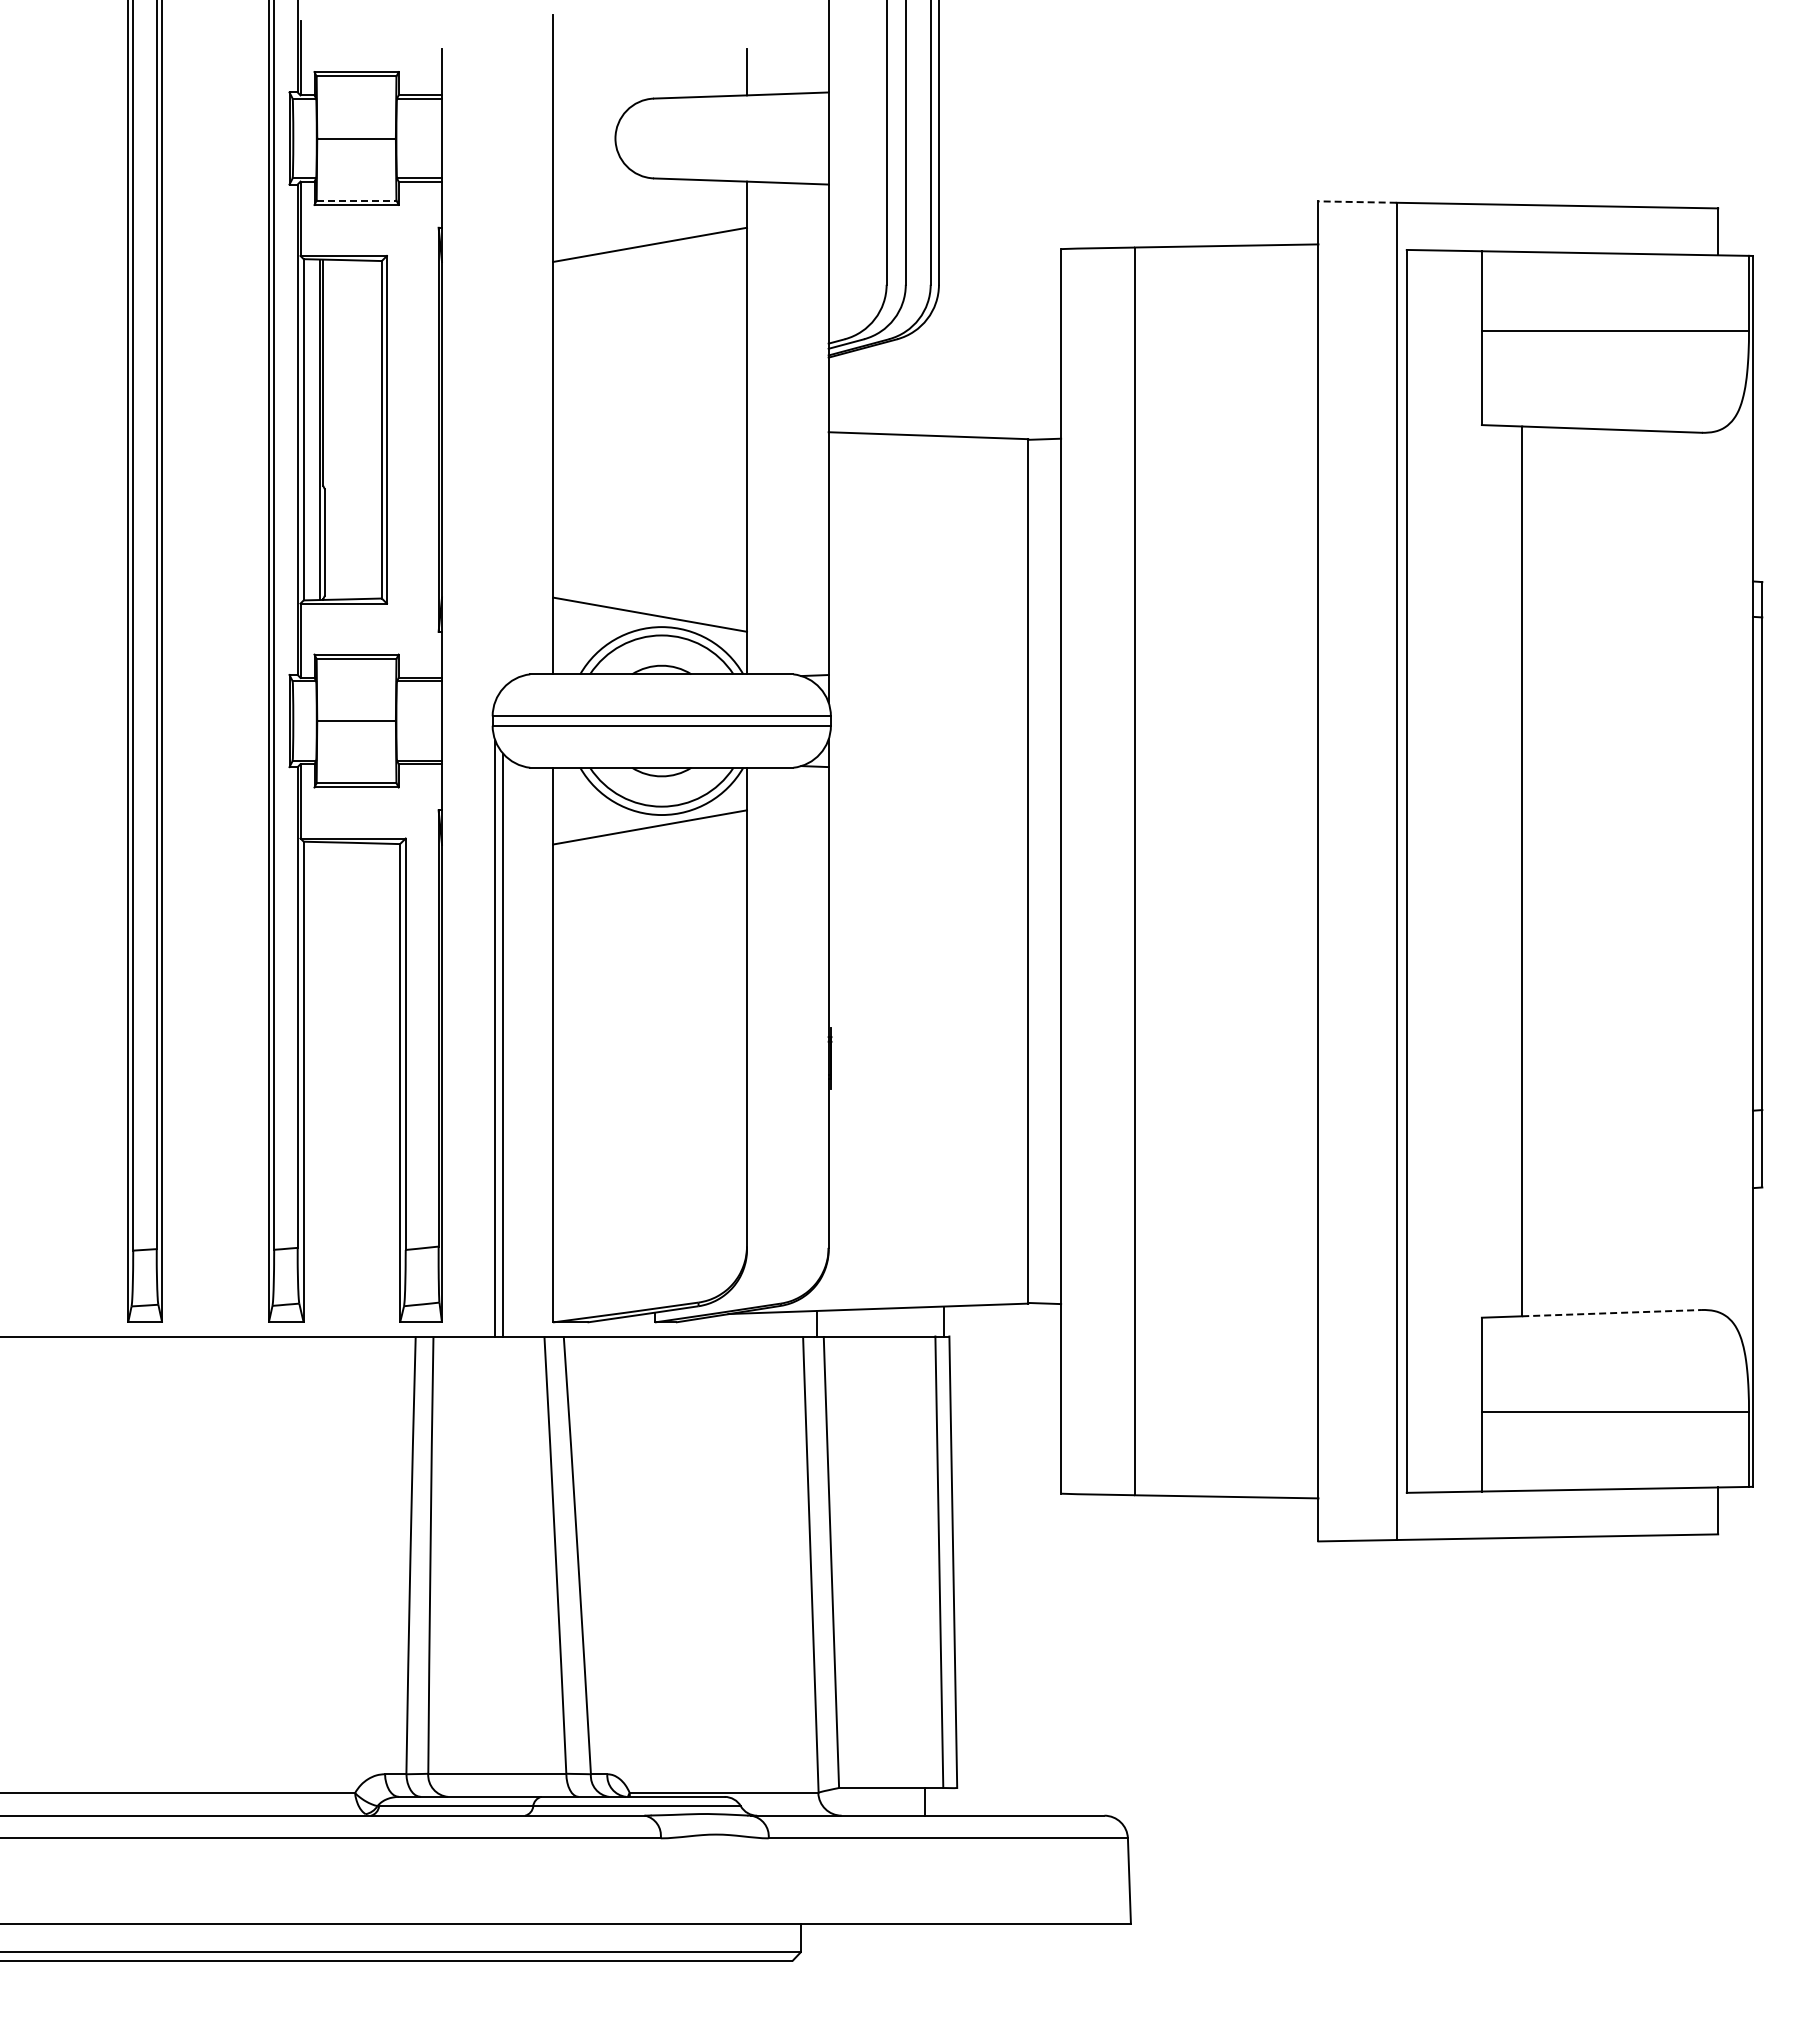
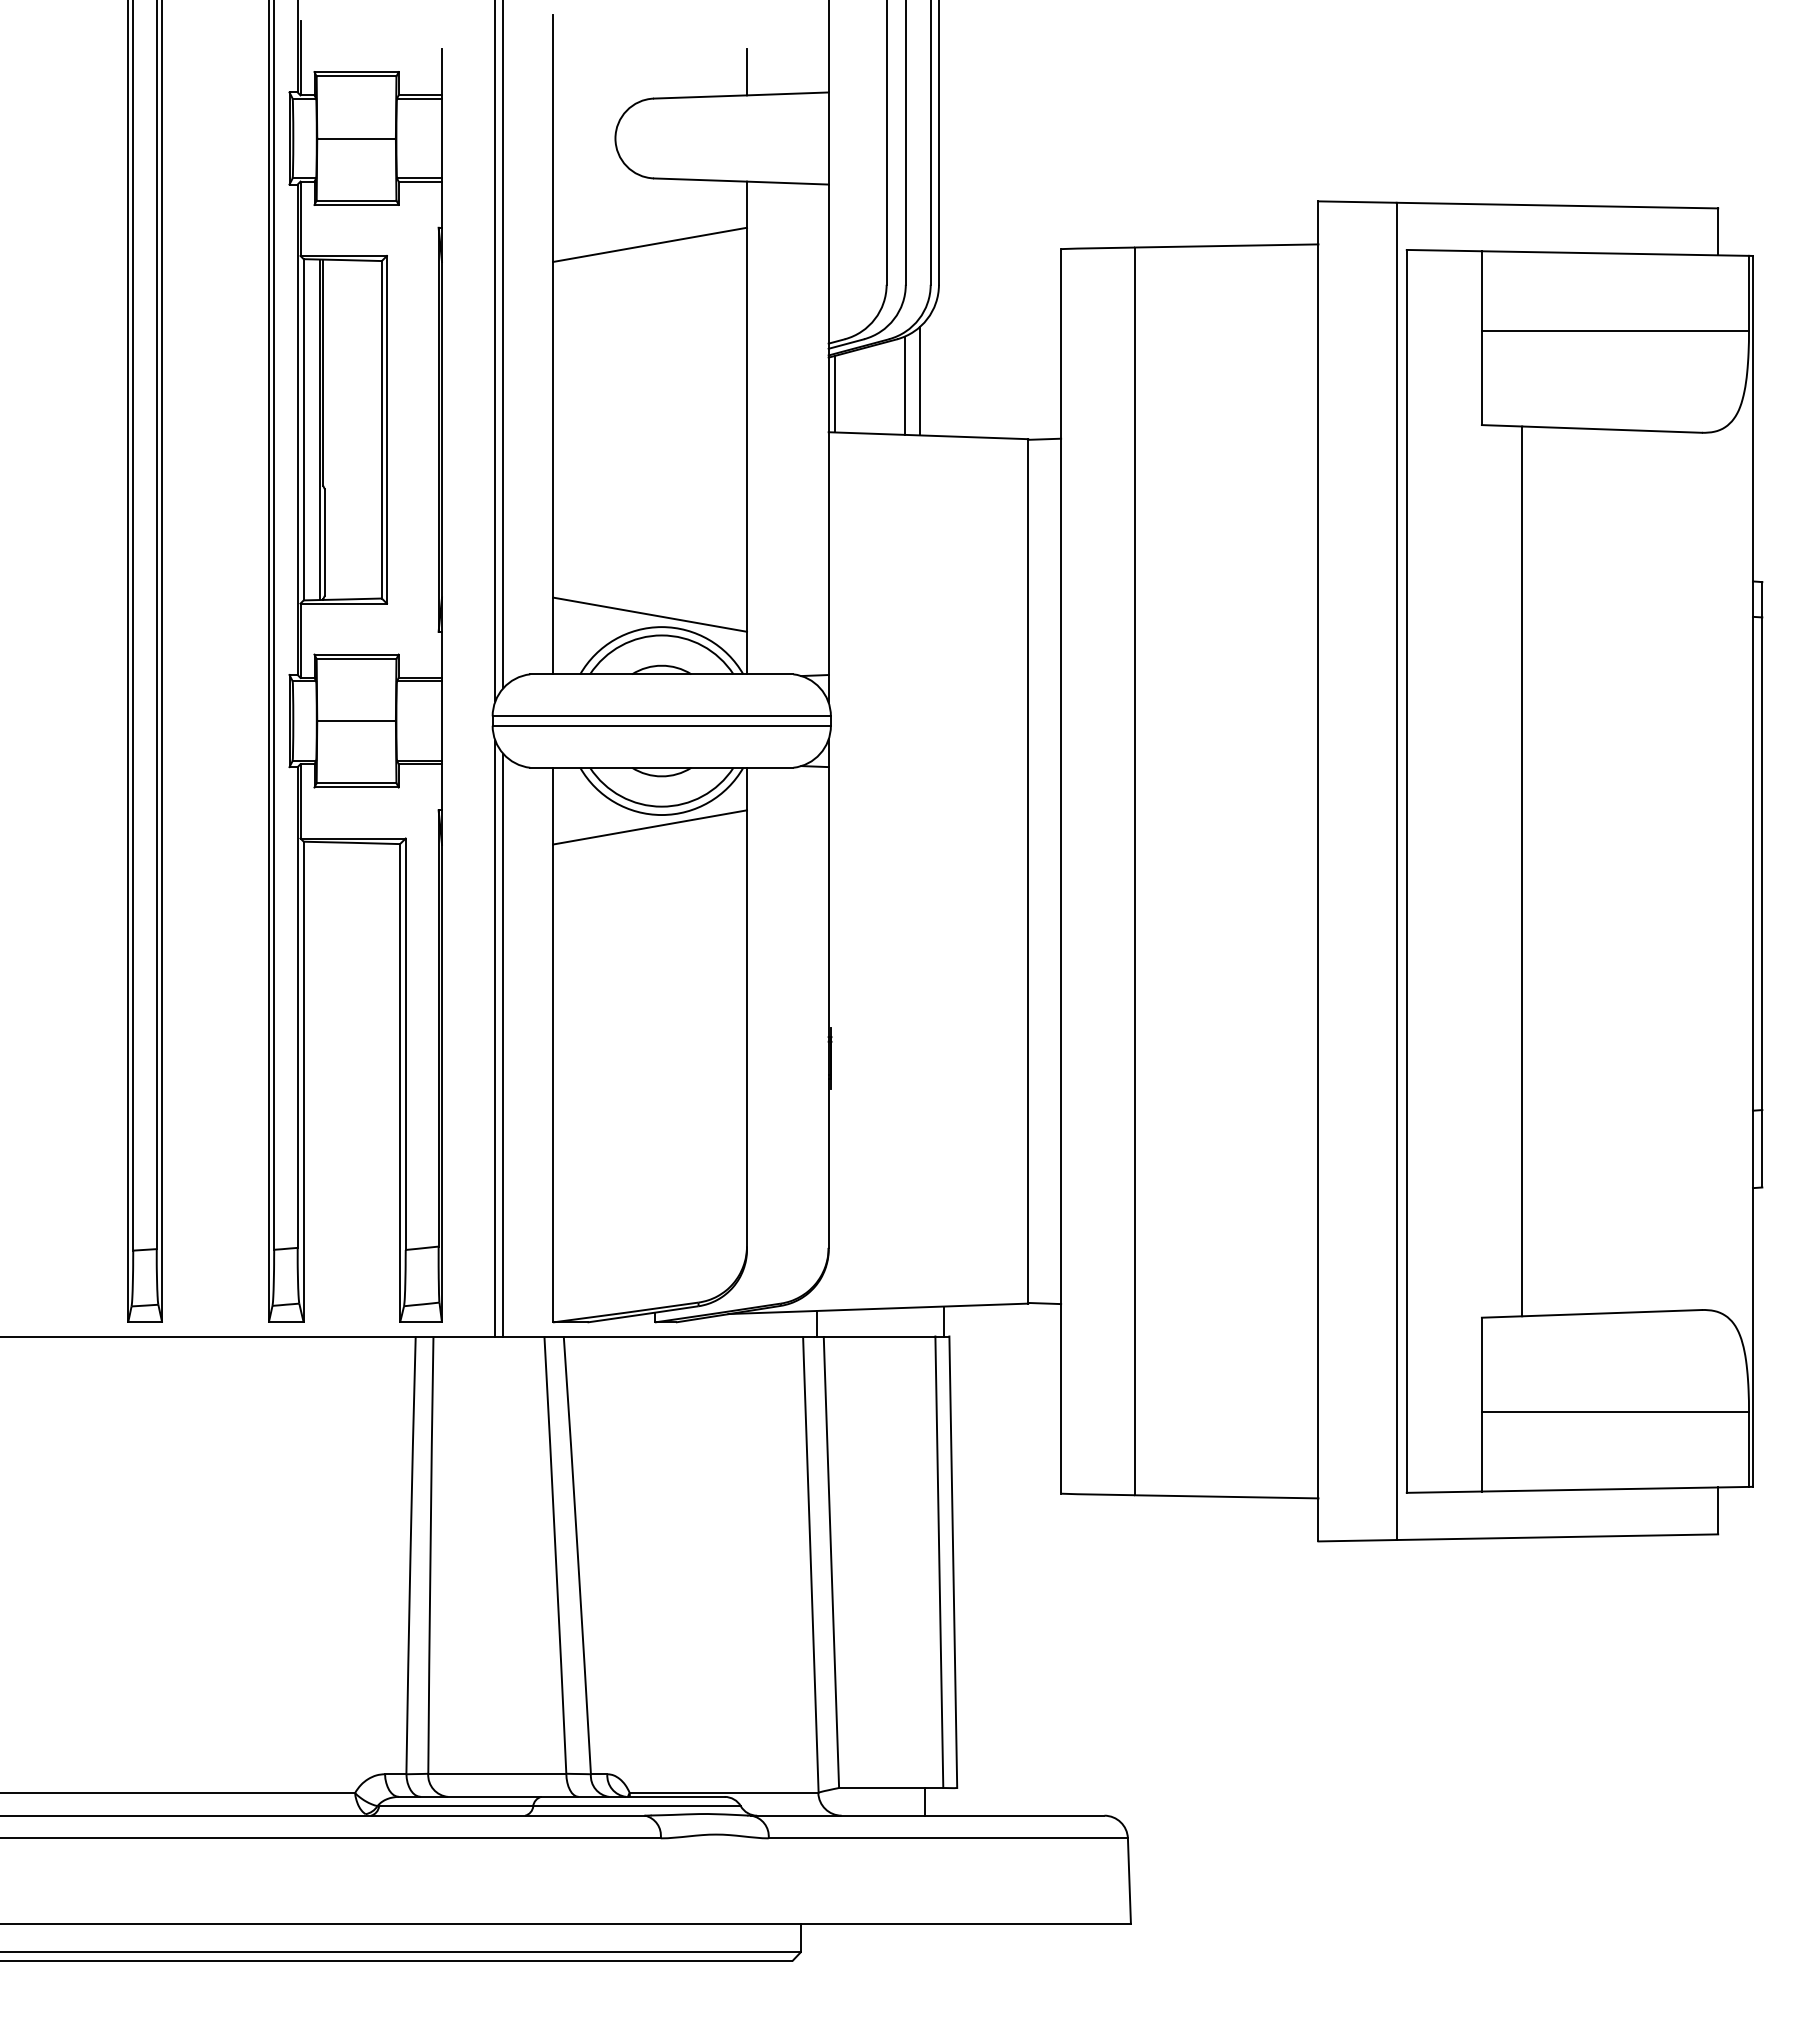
line: dashed -> solid (356, 200)
line: dashed -> solid (1357, 202)
line: none -> present (503, 345)
line: none -> present (495, 351)
line: none -> present (920, 380)
line: none -> present (904, 385)
line: none -> present (834, 394)
line: dashed -> solid (1612, 1313)
